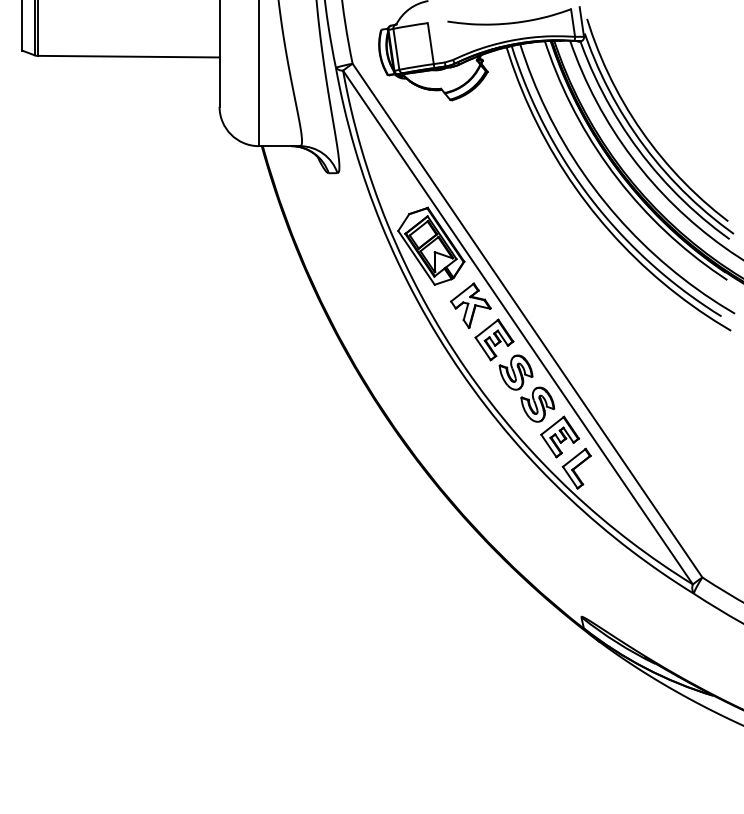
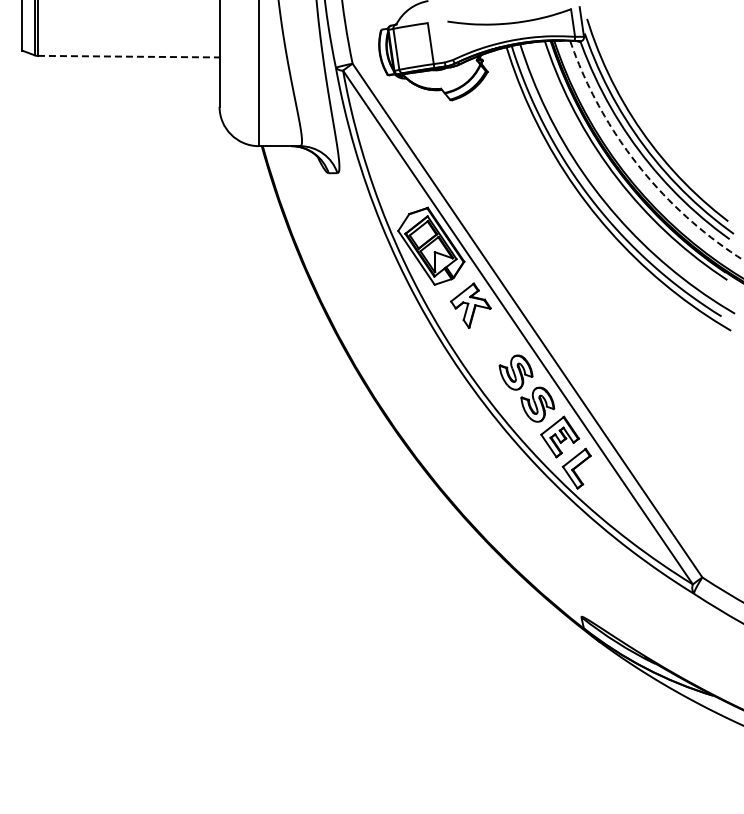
line: solid -> dashed (128, 56)
arc: solid -> dashed (639, 167)
part: present -> none (494, 339)
